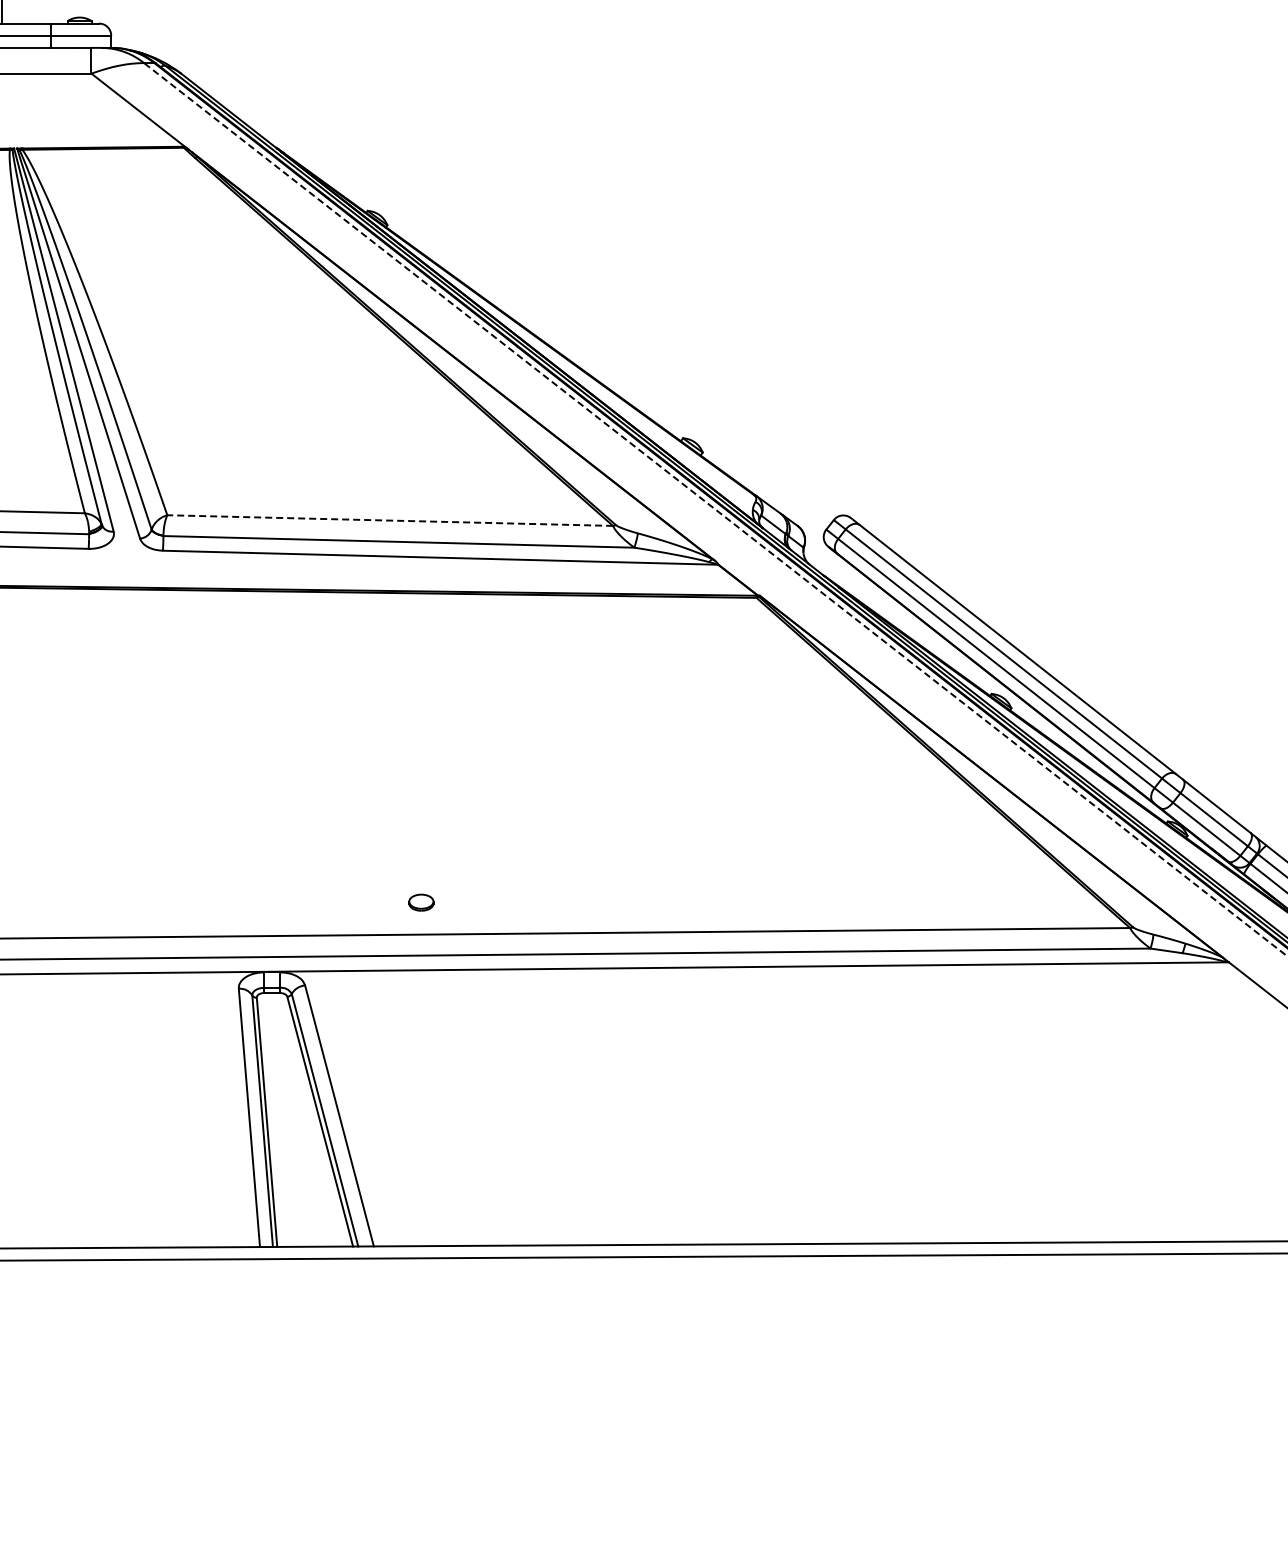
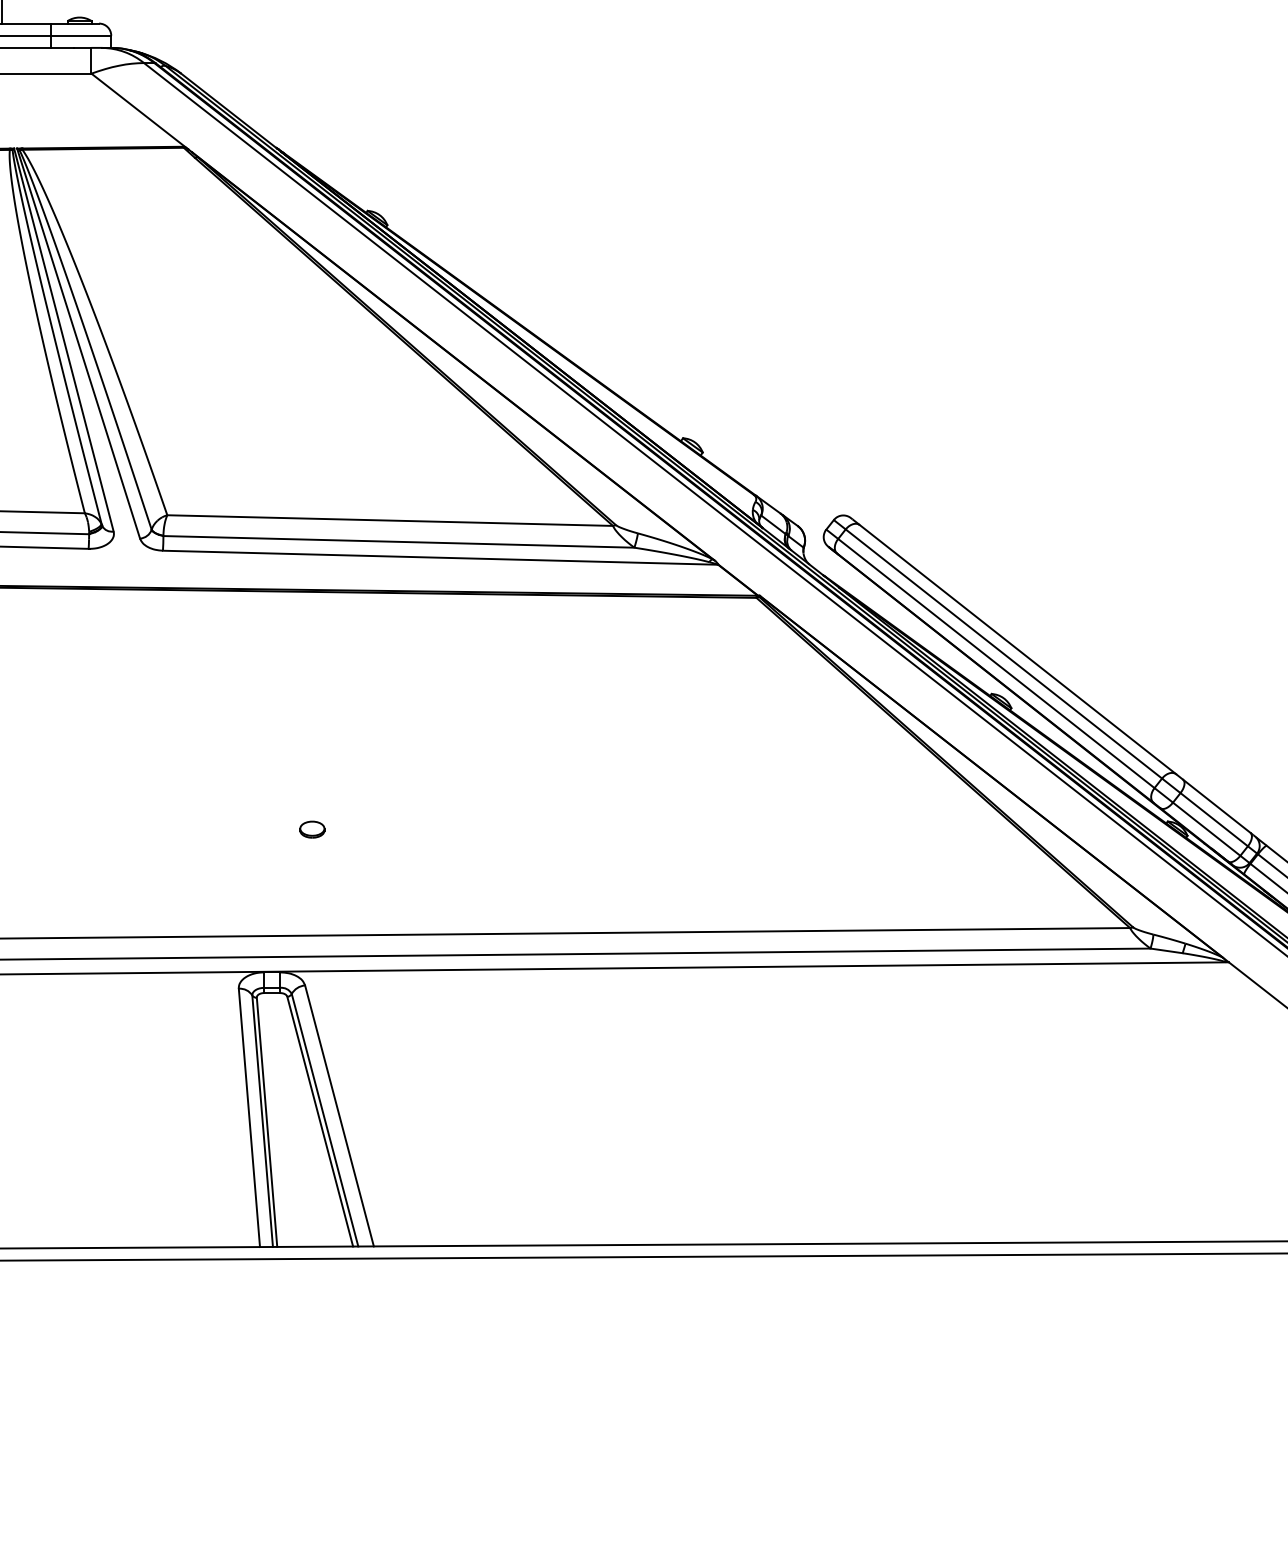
line: dashed -> solid (715, 509)
line: dashed -> solid (390, 520)
part position: (421, 902) -> (312, 829) (312, 829)
